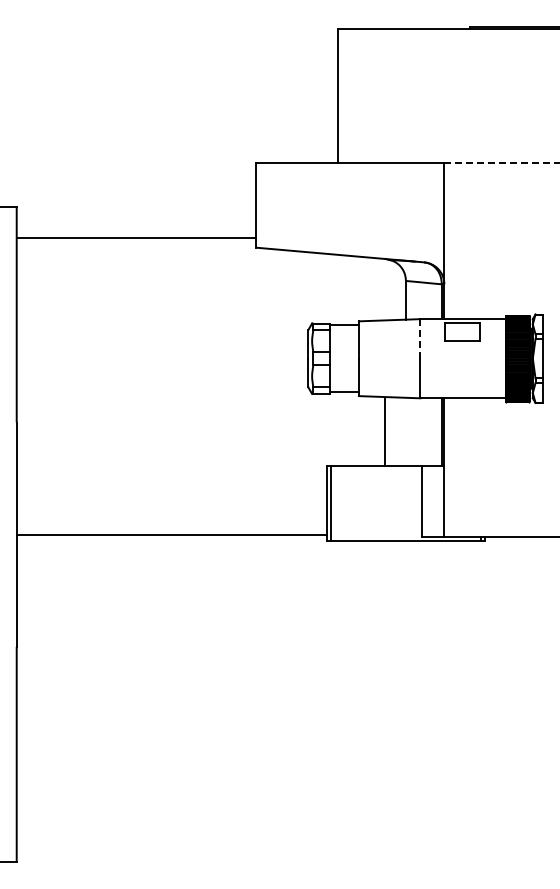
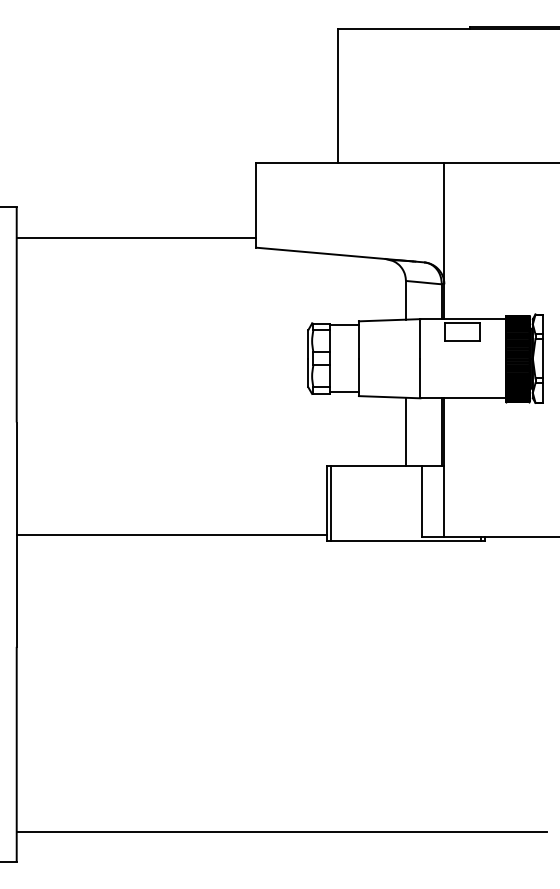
line: dashed -> solid (502, 163)
line: dashed -> solid (420, 338)
line position: (384, 431) -> (405, 431) (405, 431)
line: none -> present (281, 831)
